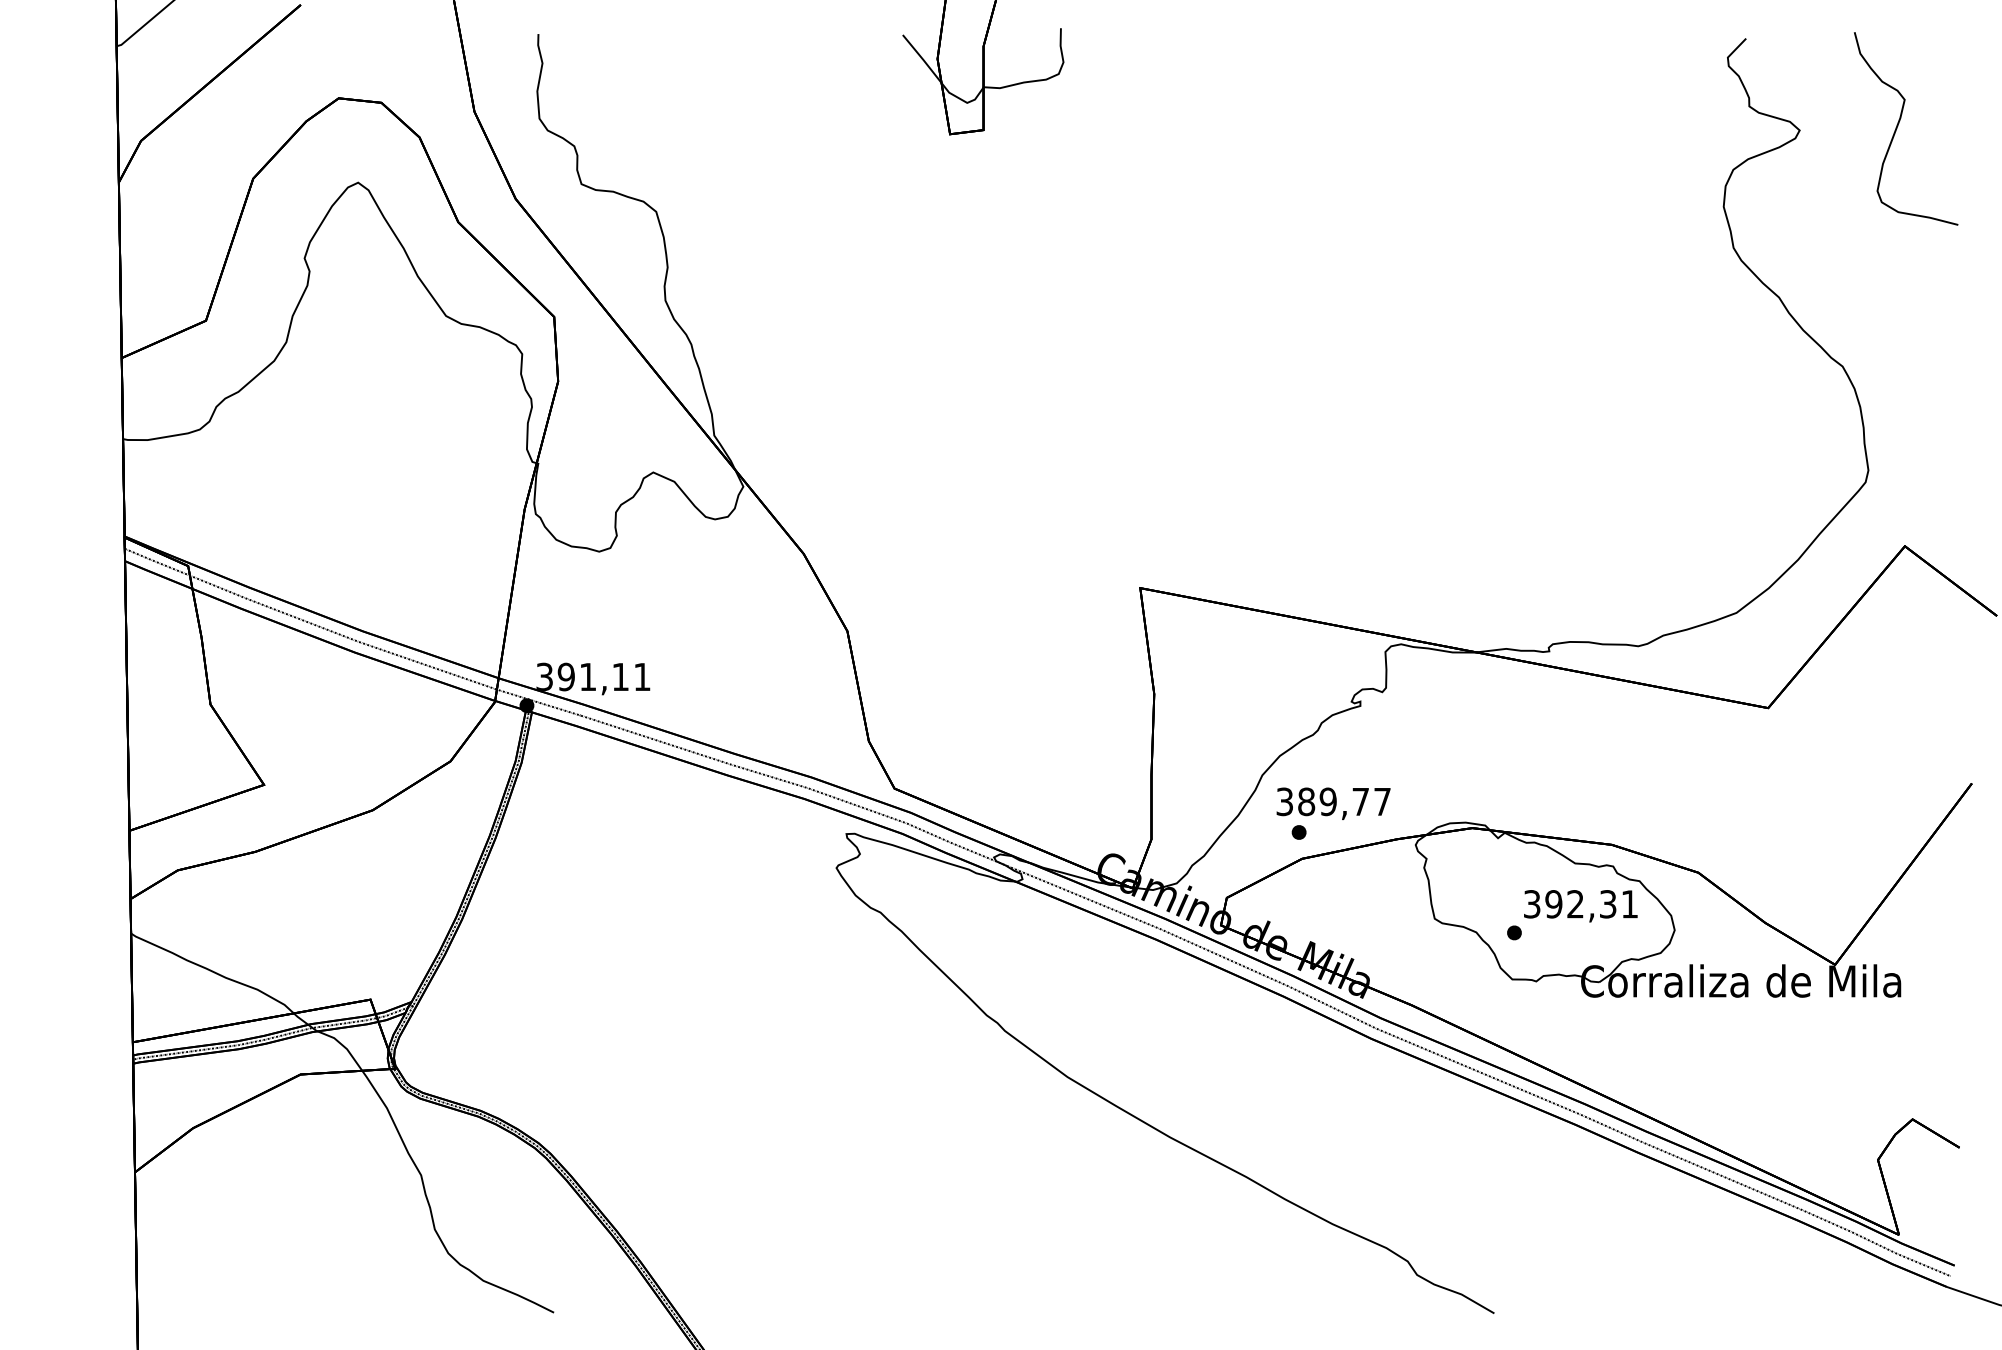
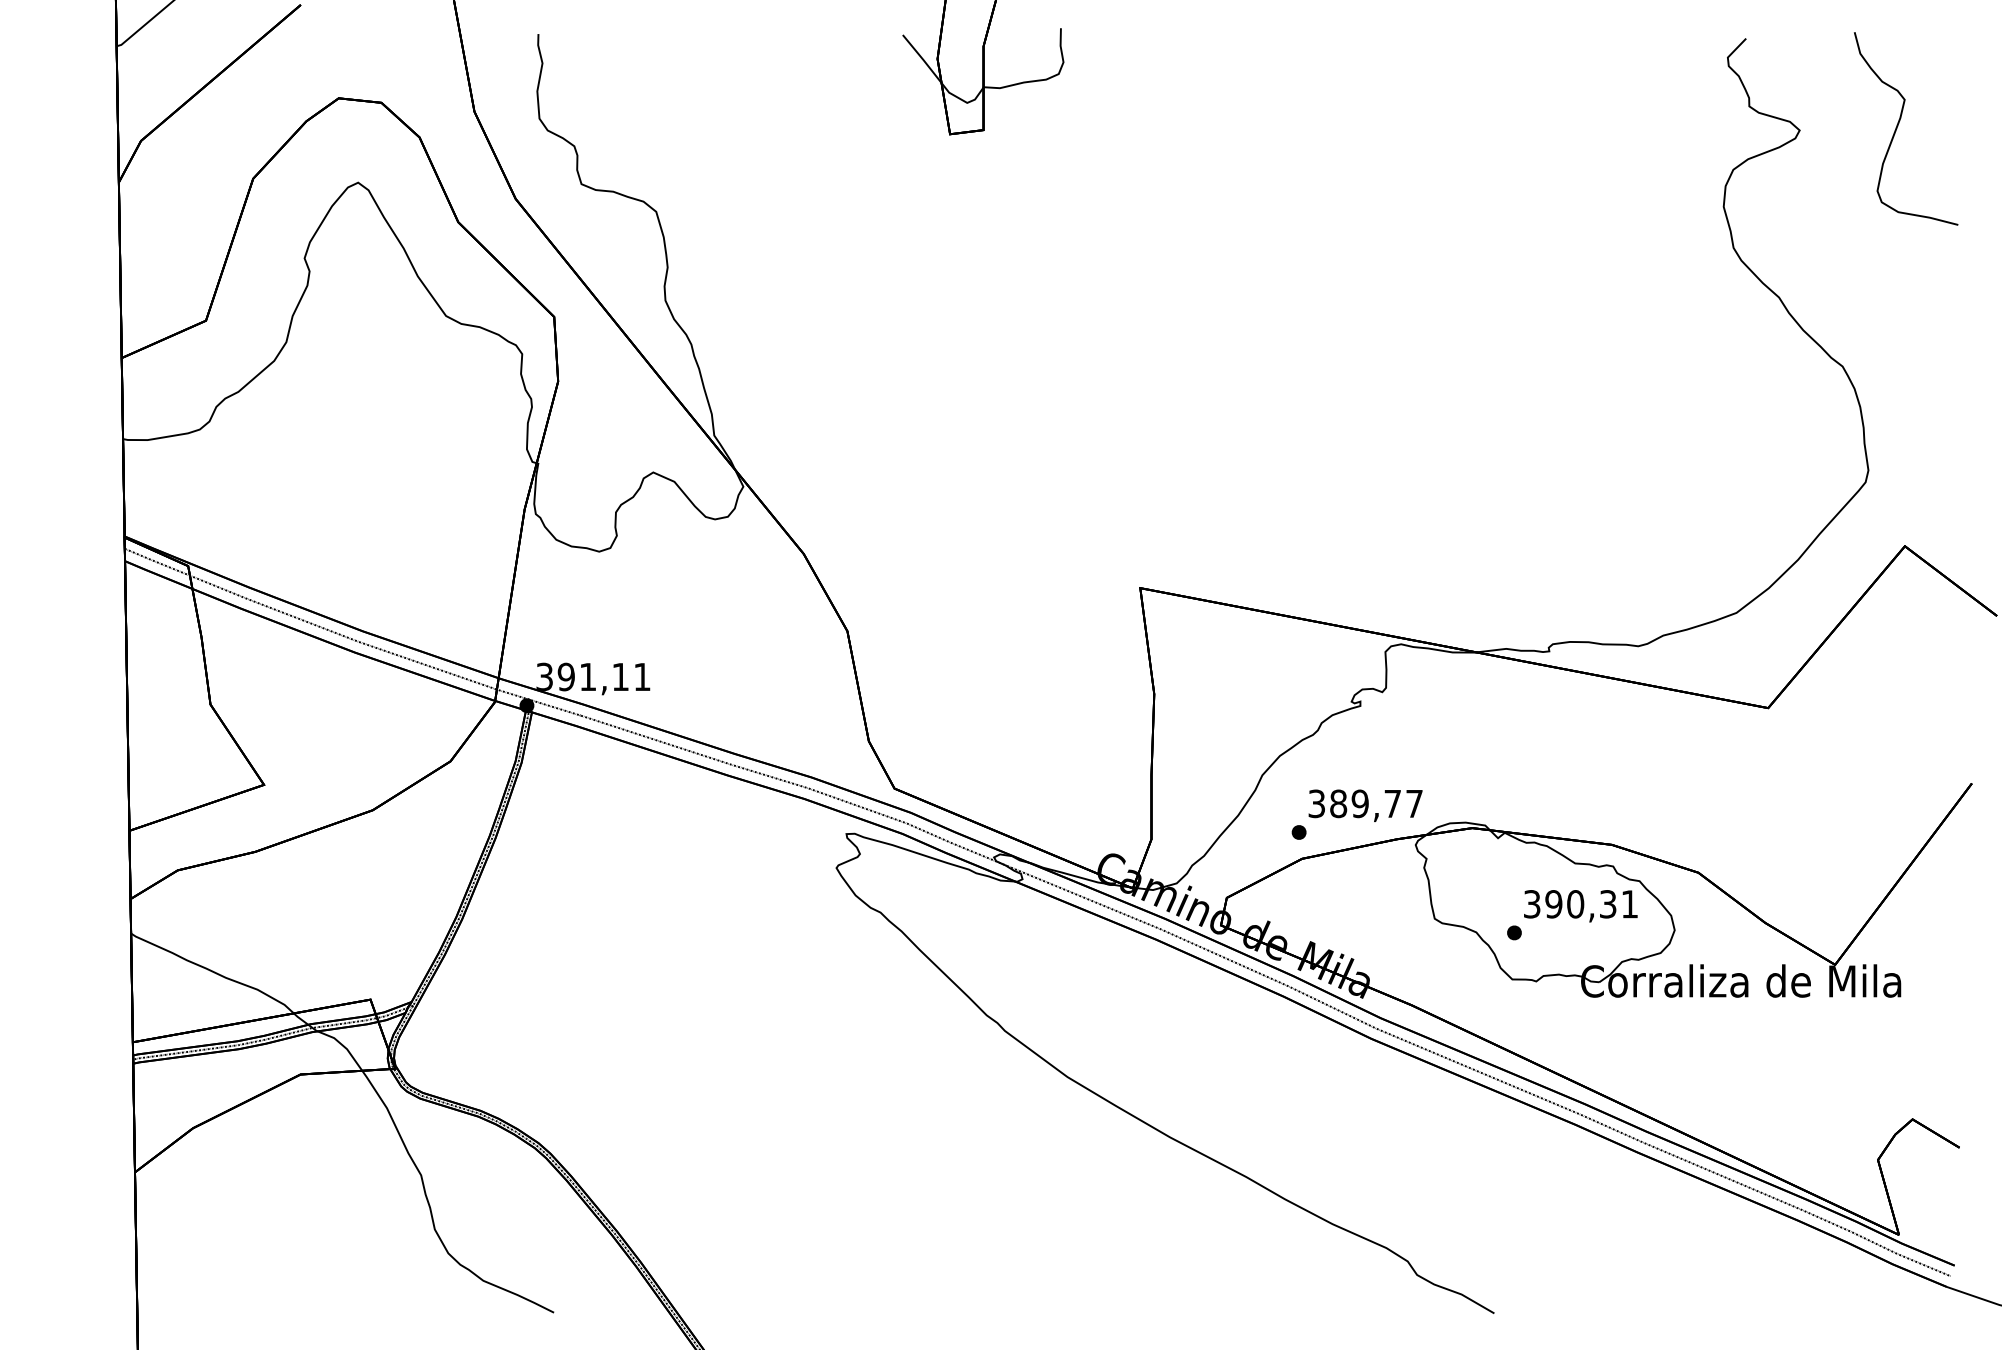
text position: (1333, 803) -> (1365, 805) (1365, 805)
text: 392,31 -> 390,31 (1575, 904)
